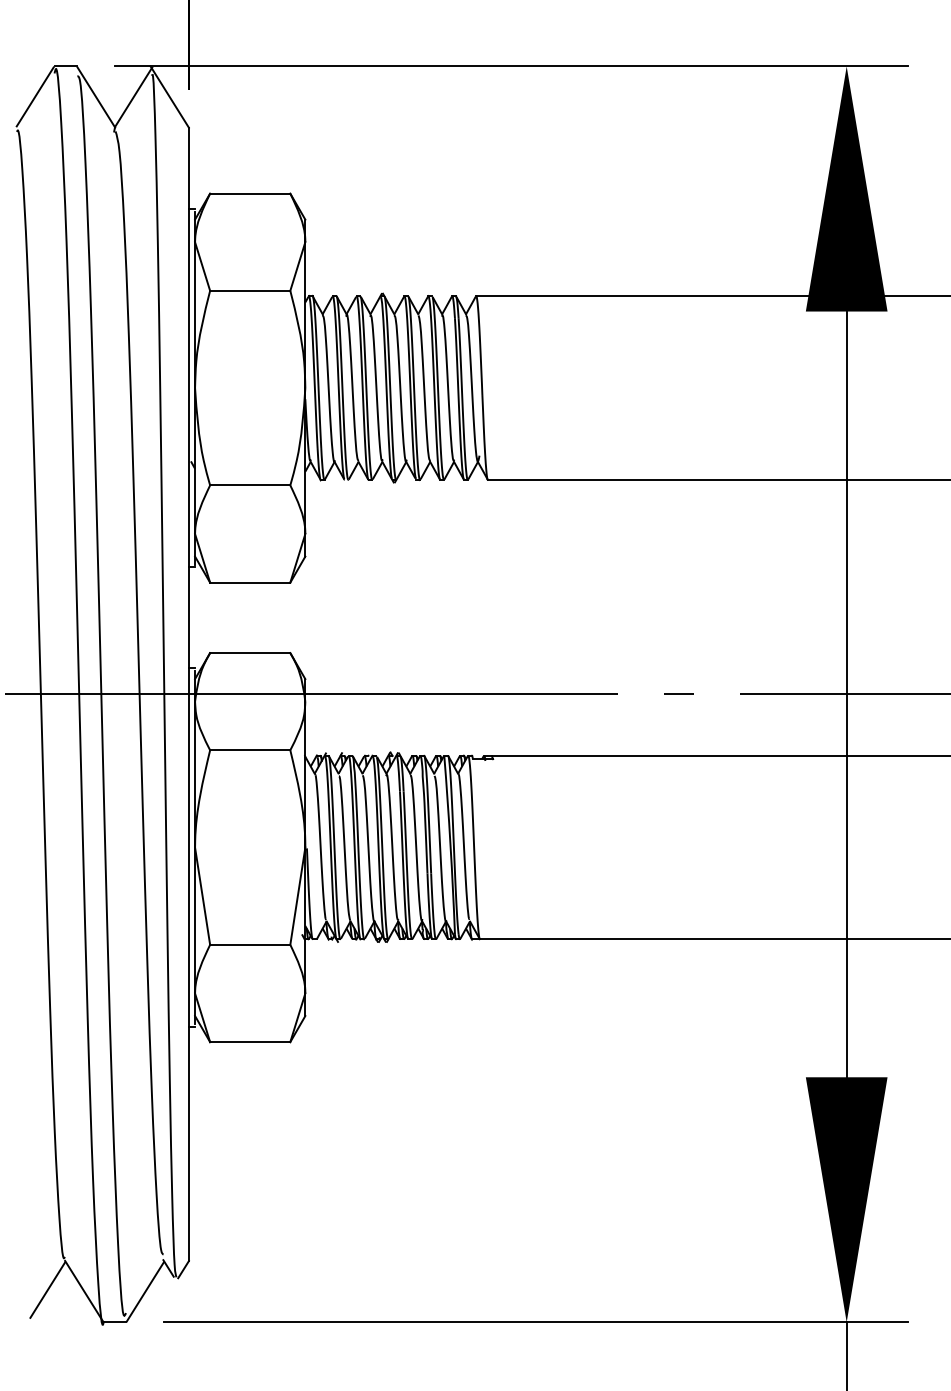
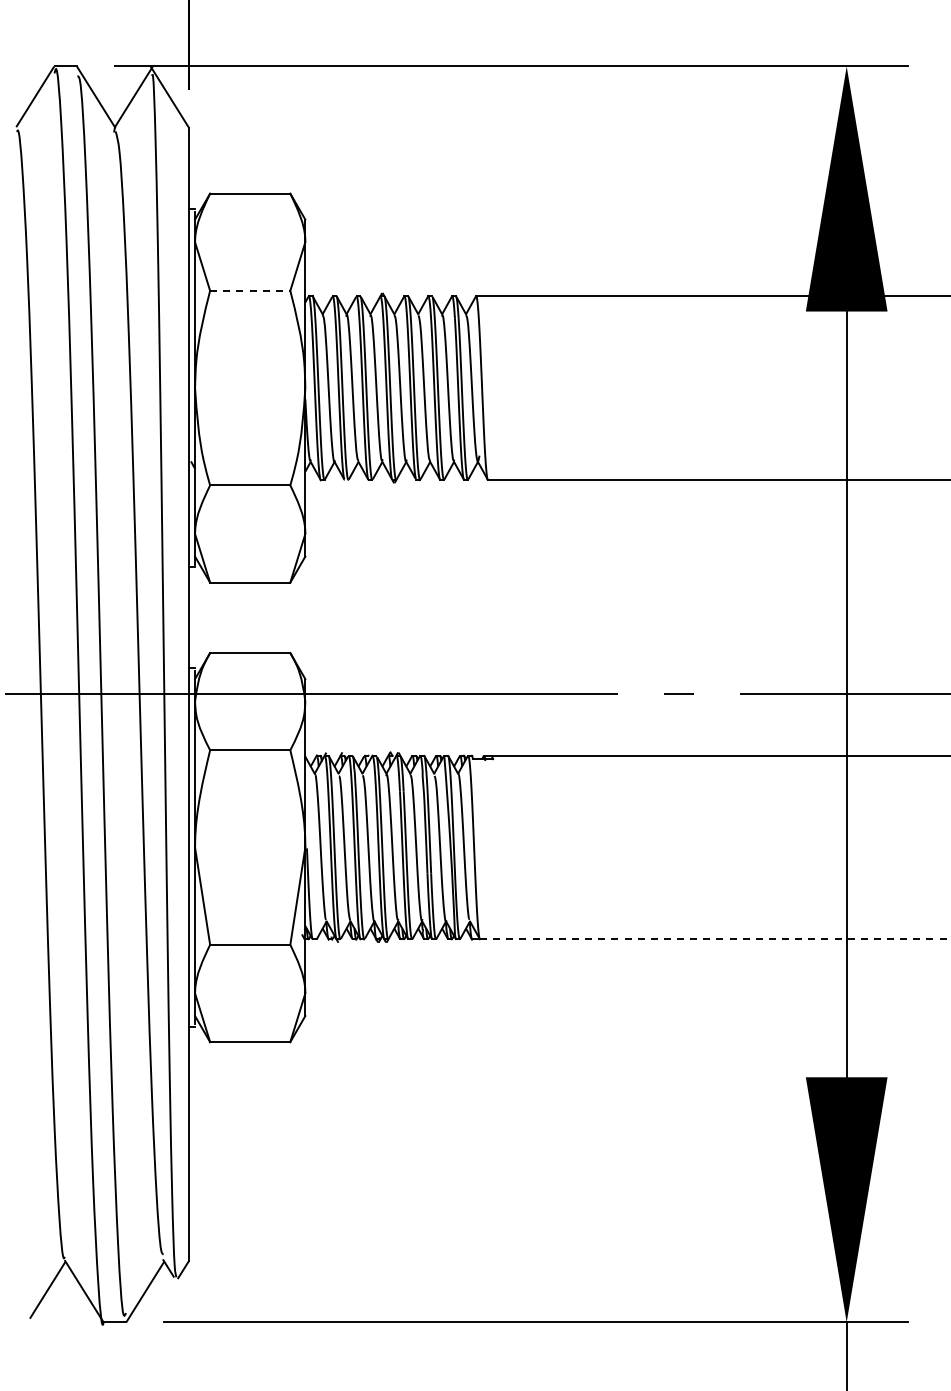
line: solid -> dashed (250, 290)
line: solid -> dashed (715, 939)
